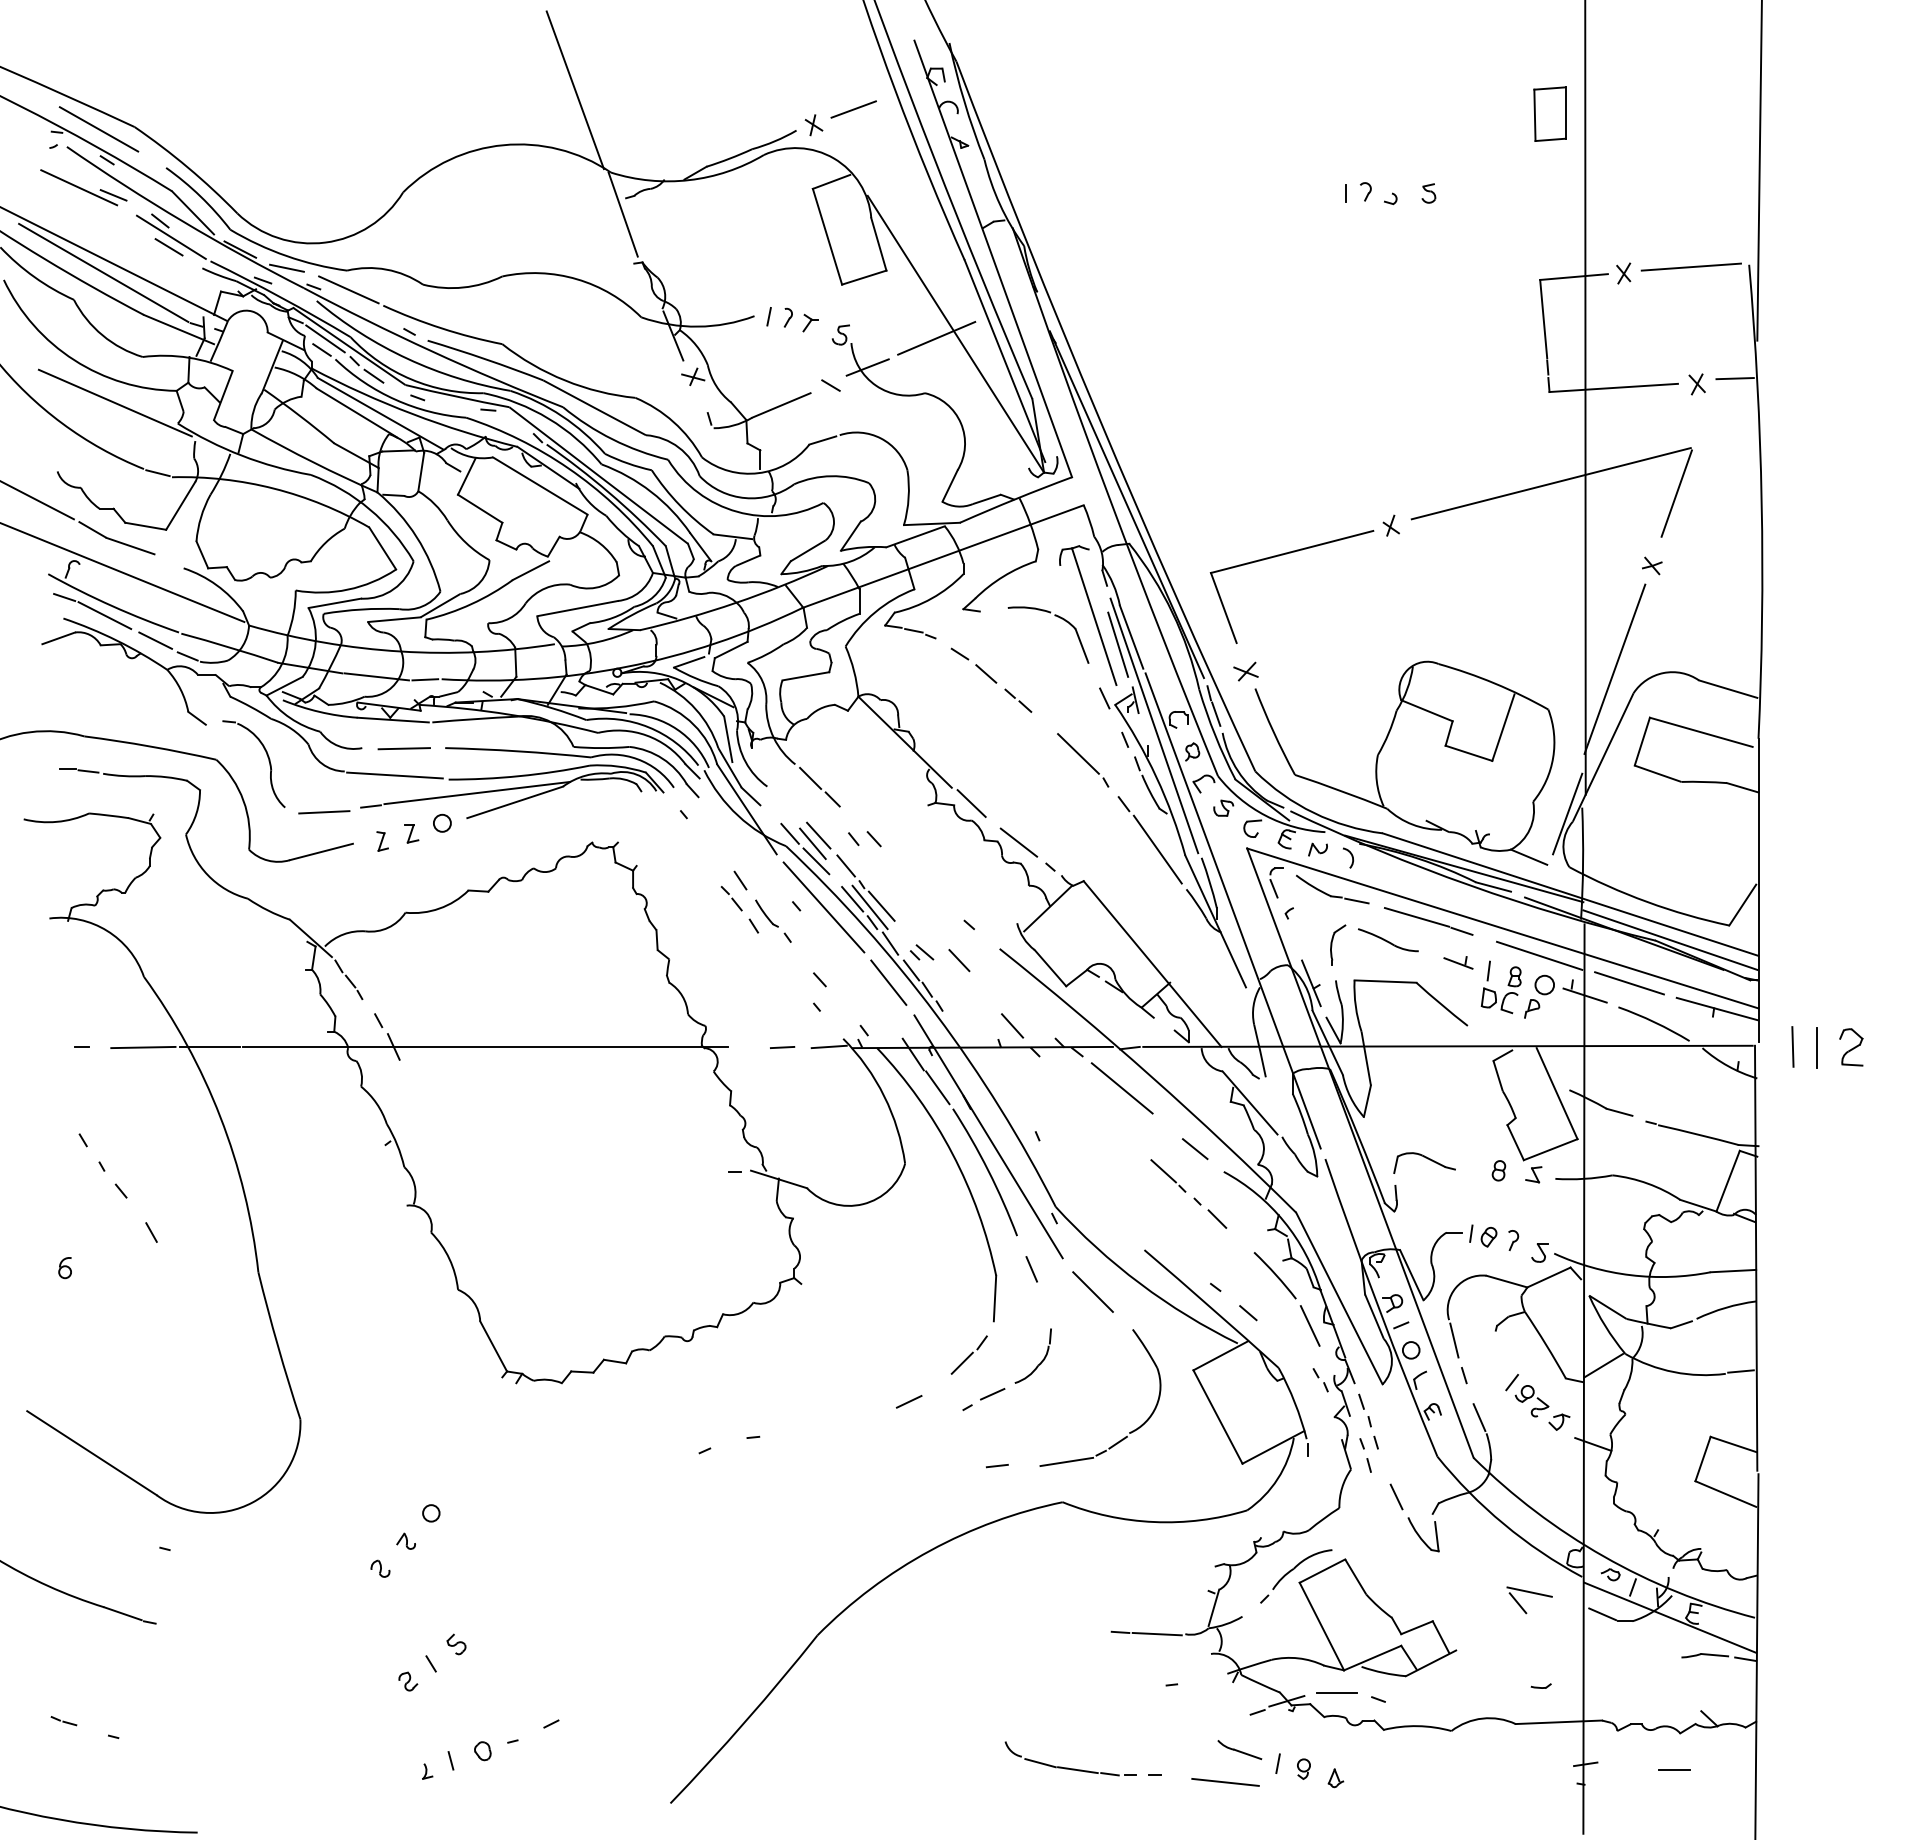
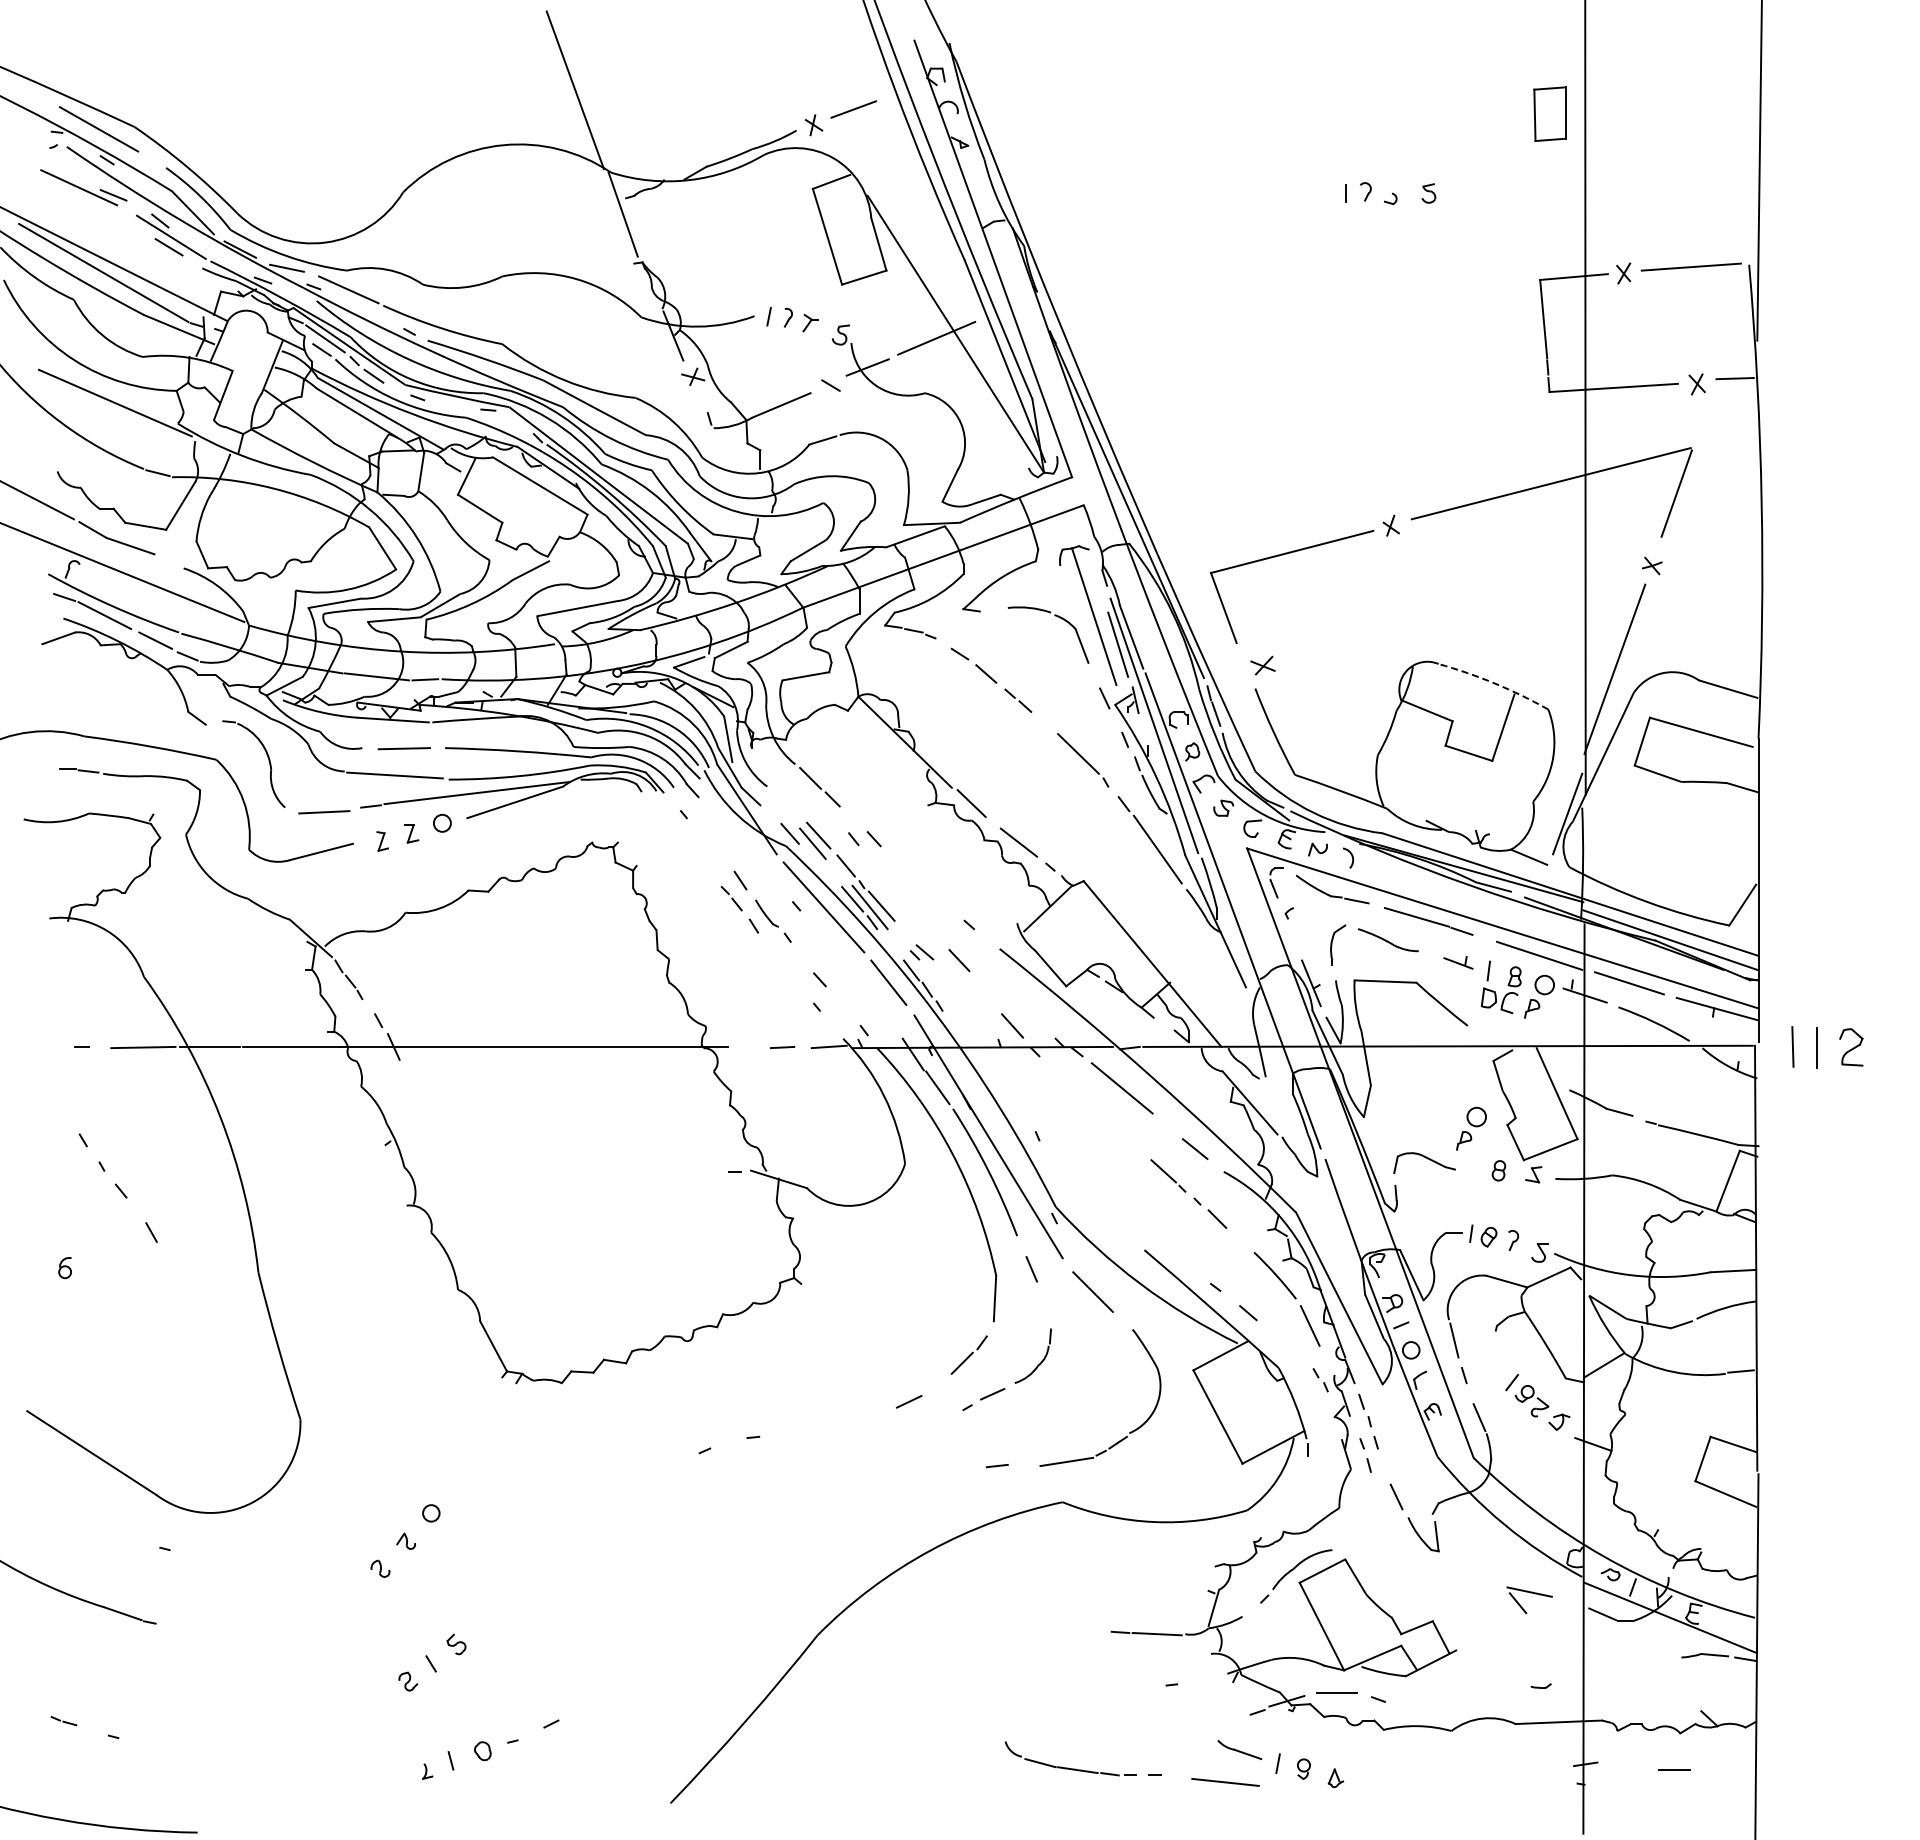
part position: (1245, 671) -> (1262, 665) (1262, 665)
arc: solid -> dashed (1494, 683)
line: present -> none (816, 861)
line: present -> none (890, 943)
part: none -> present (1471, 1128)
